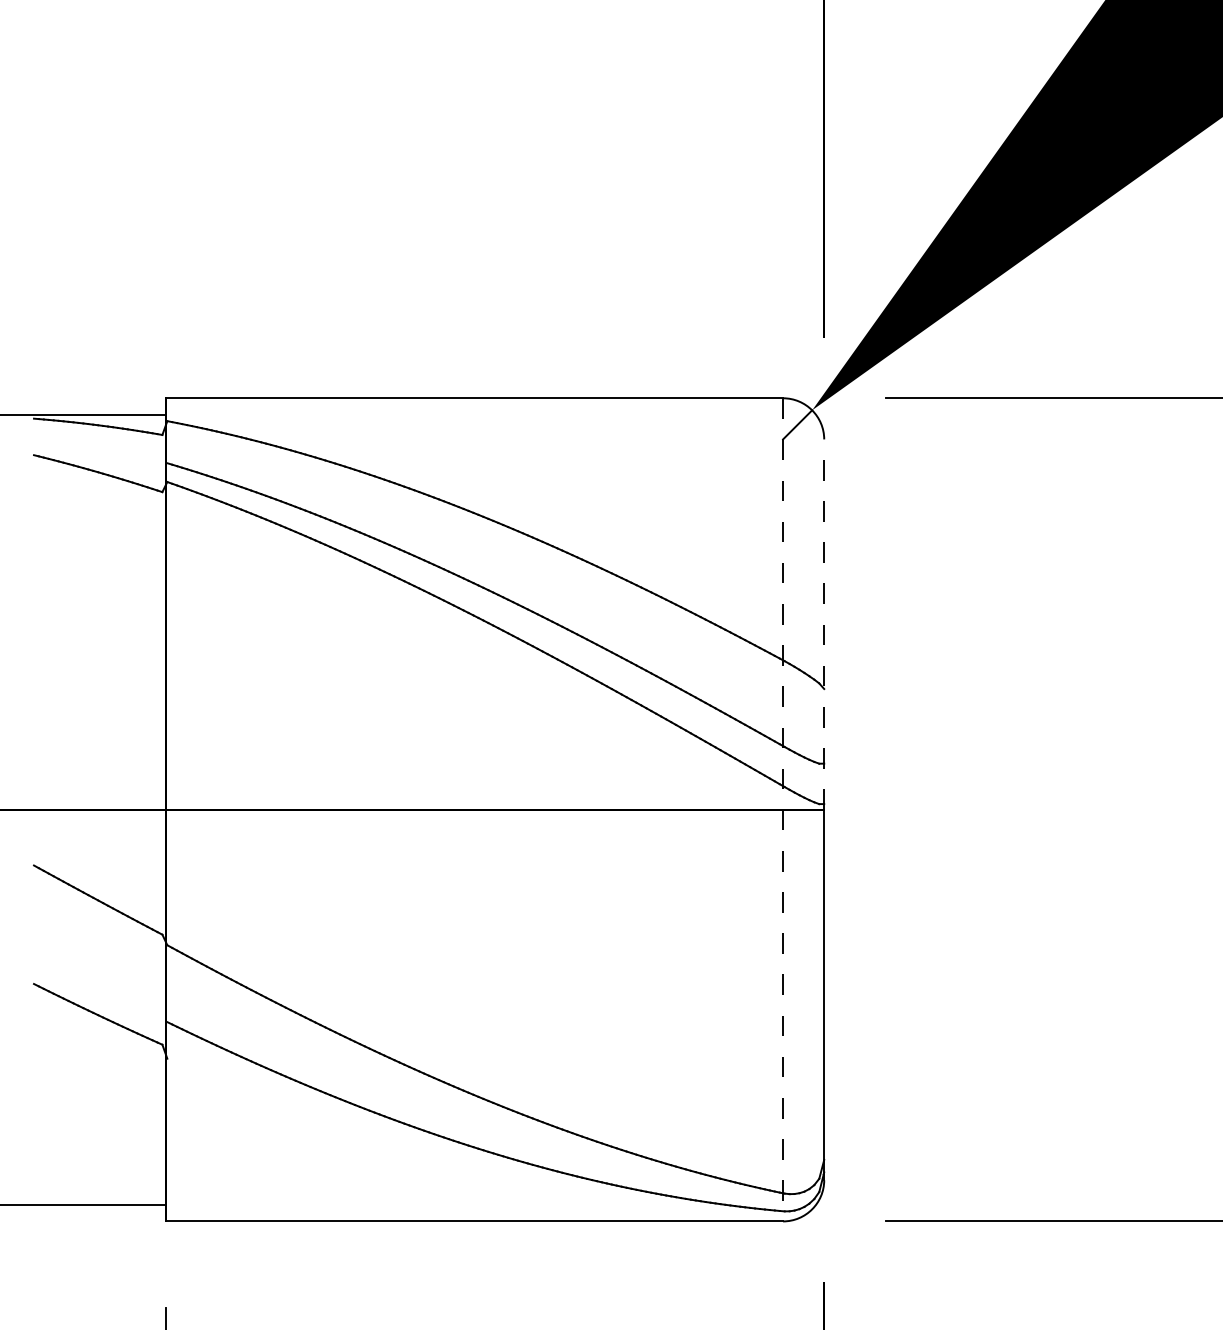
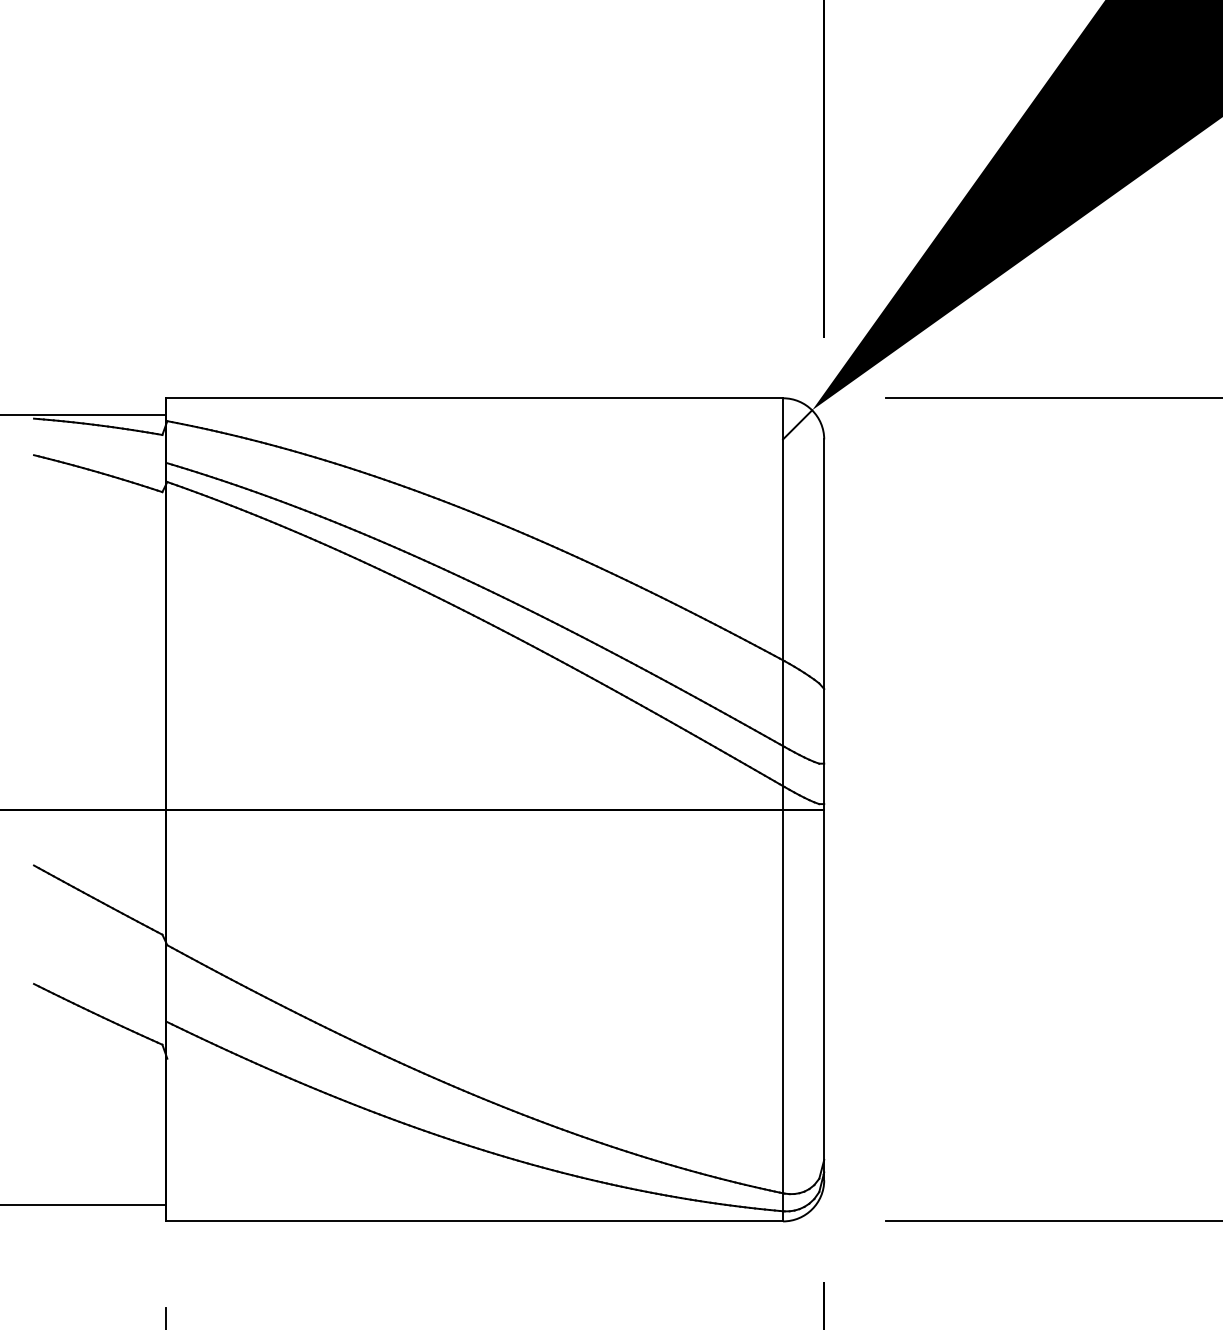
line: dashed -> solid (824, 624)
line: dashed -> solid (783, 809)
